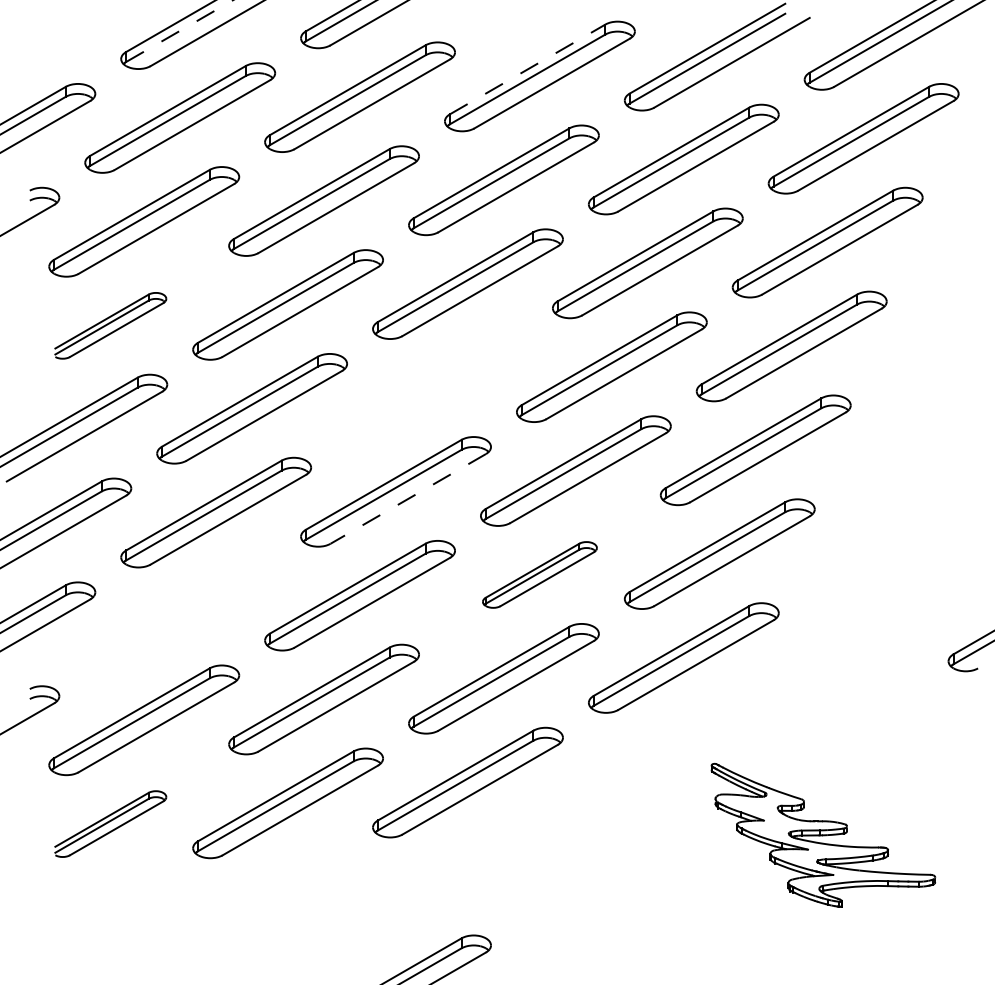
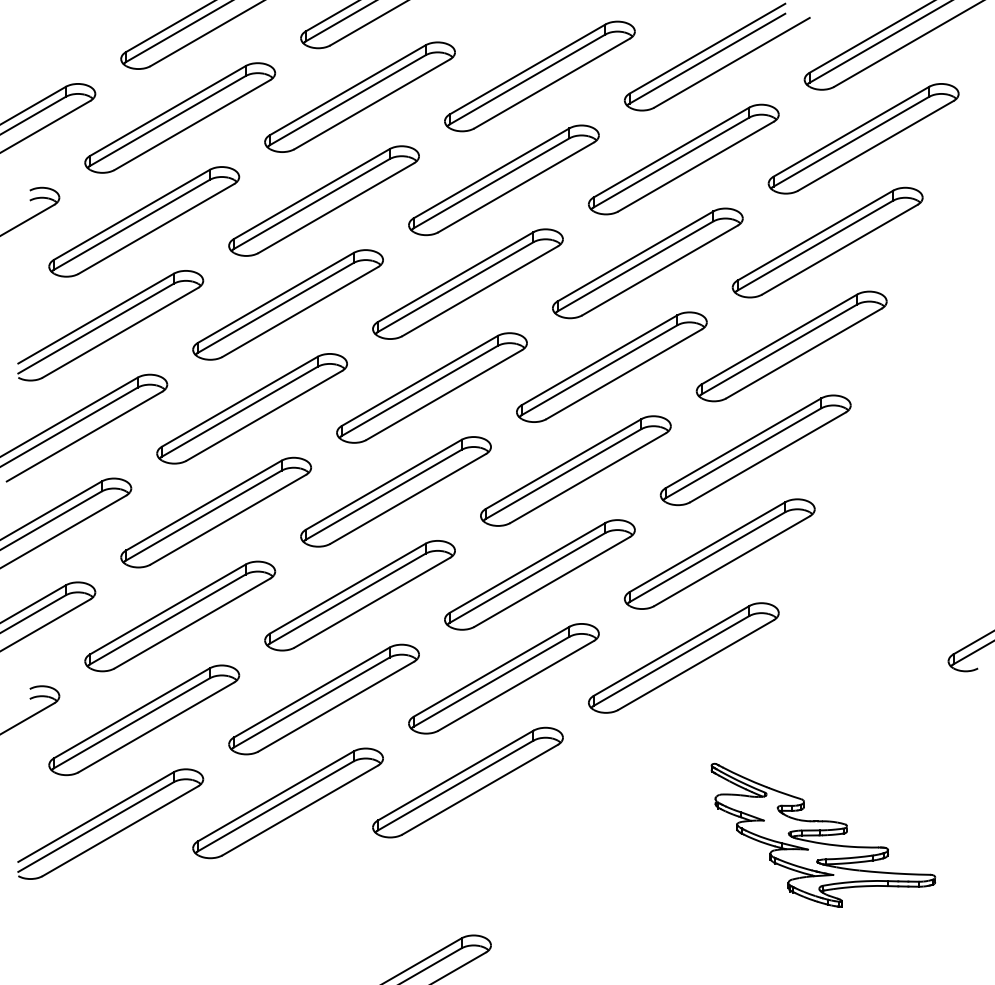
line: dashed -> solid (179, 31)
line: dashed -> solid (527, 69)
part size: 114x68 px -> 188x112 px (110, 325)
part: none -> present (431, 387)
line: dashed -> solid (408, 498)
part size: 116x68 px -> 192x112 px (539, 574)
part: none -> present (180, 616)
part size: 114x68 px -> 188x112 px (110, 823)
